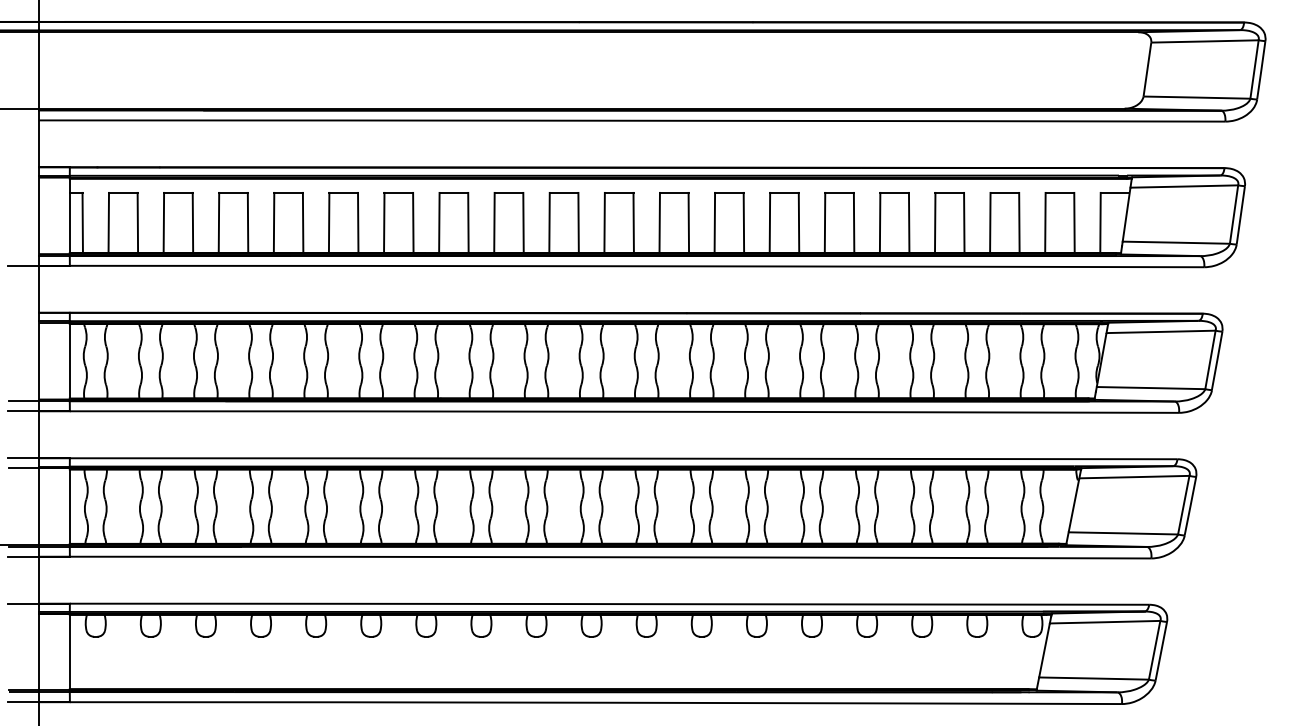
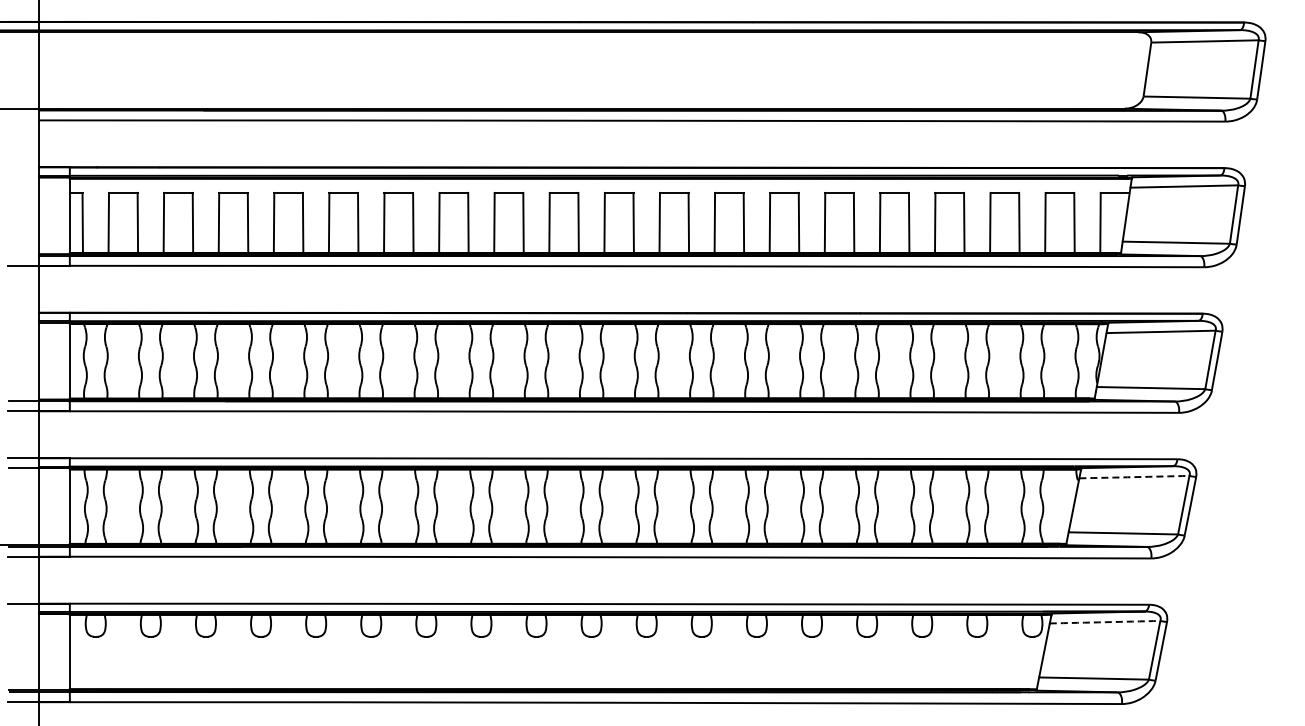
arc: solid -> dashed (1134, 477)
arc: solid -> dashed (1105, 622)
